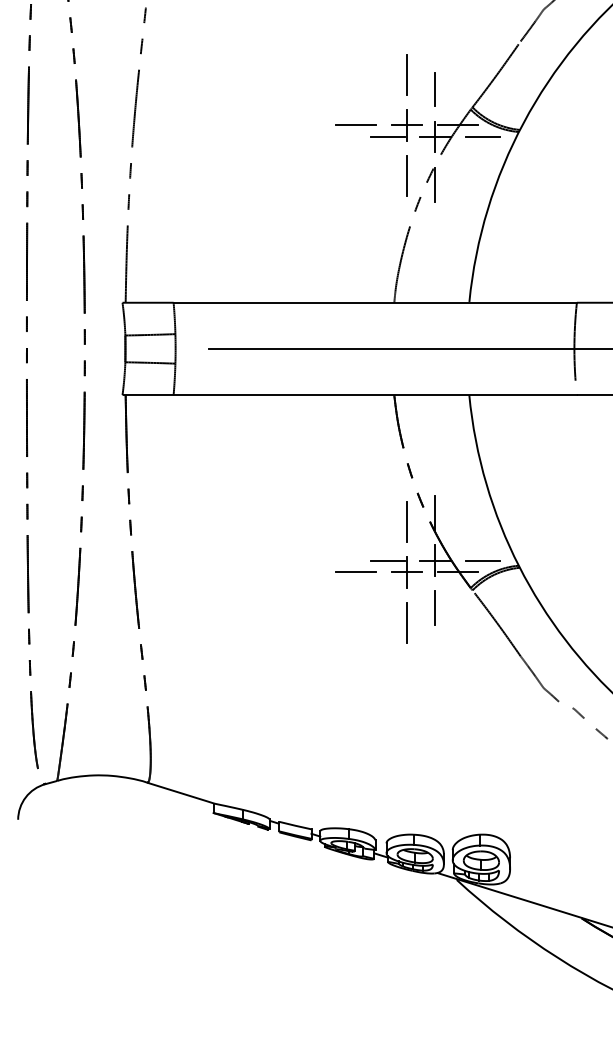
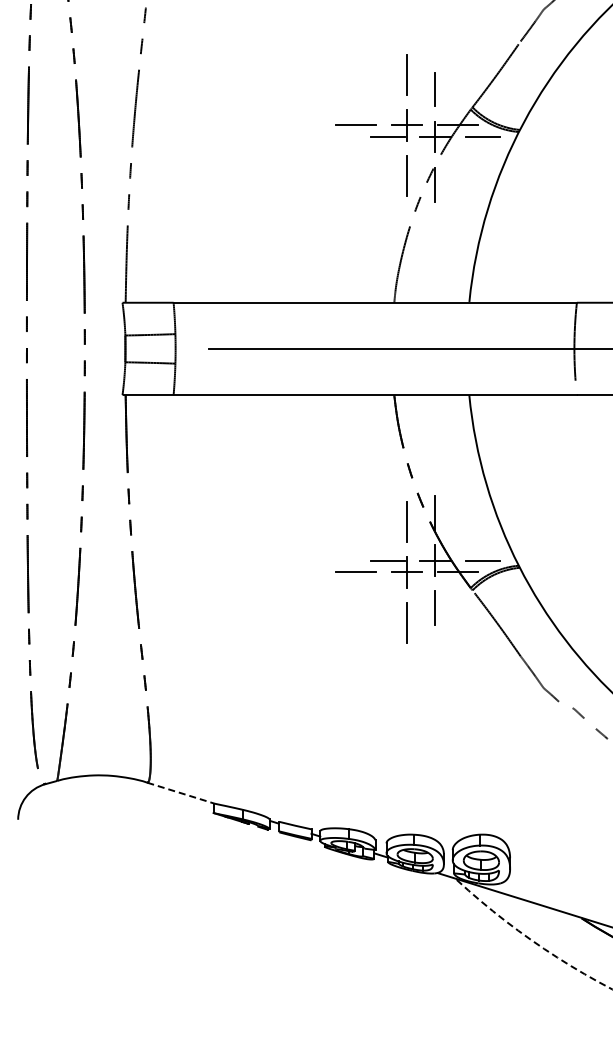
line: solid -> dashed (181, 793)
arc: solid -> dashed (531, 939)
